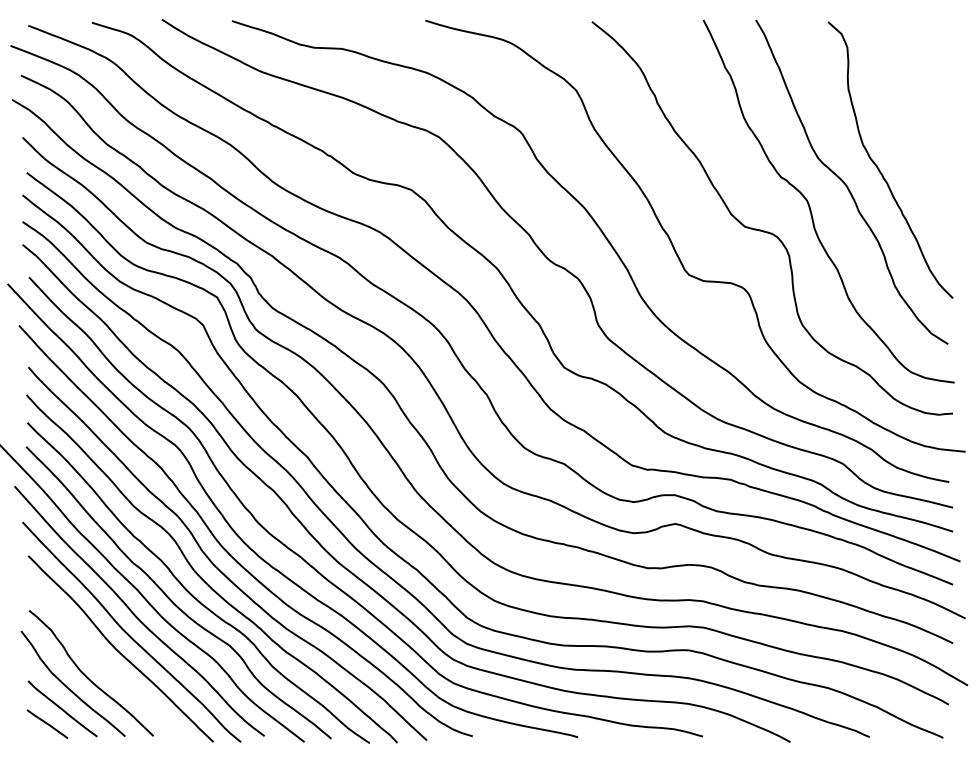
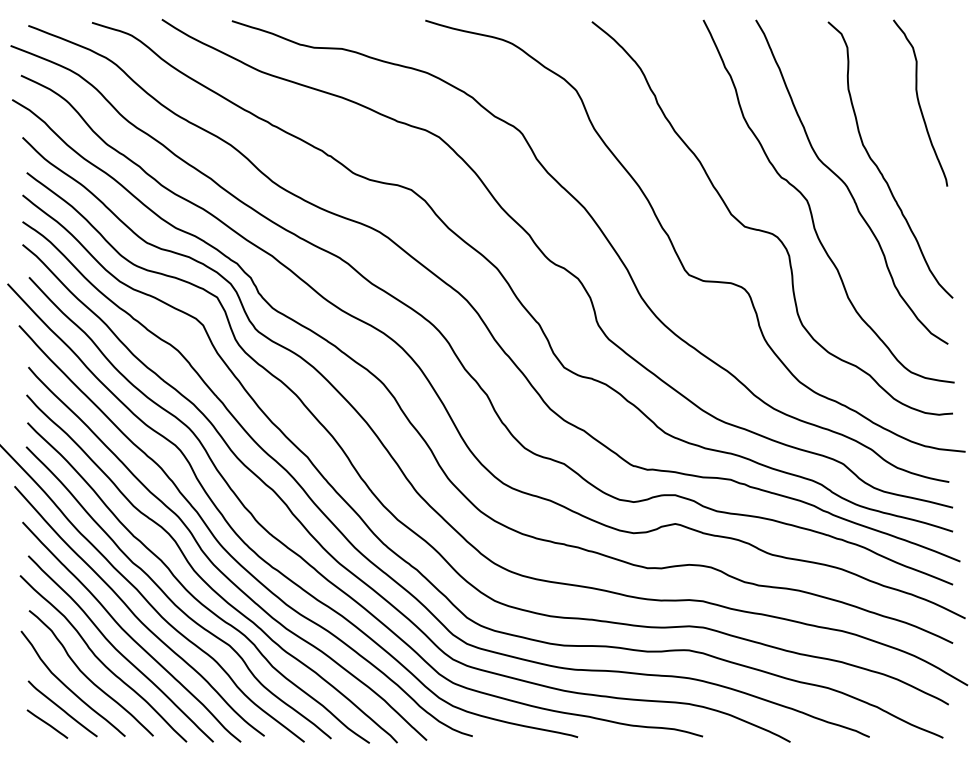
curve: none -> present (919, 102)
curve: none -> present (101, 660)
